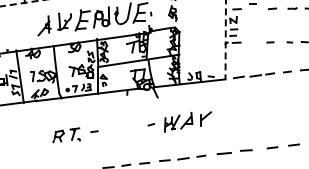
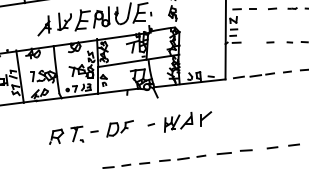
line: dashed -> solid (21, 3)
line position: (252, 3) -> (252, 8) (252, 8)
line: dashed -> solid (225, 39)
part: none -> present (119, 128)
part size: 29x17 px -> 36x20 px (66, 134)
